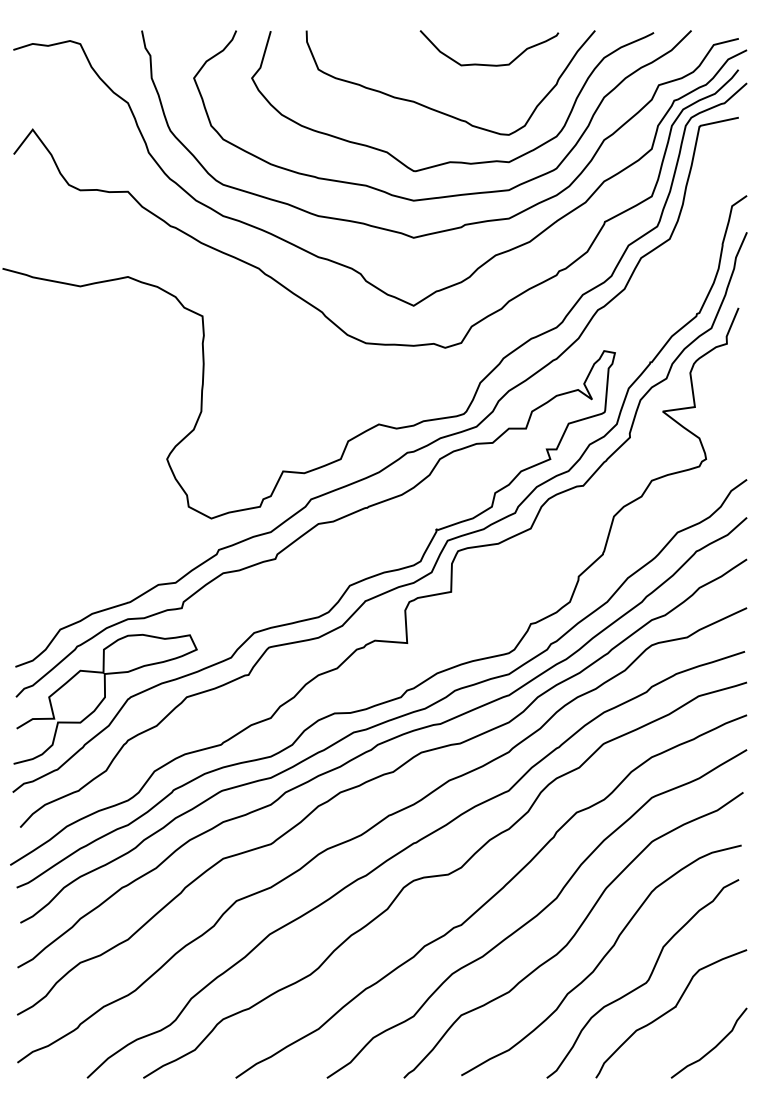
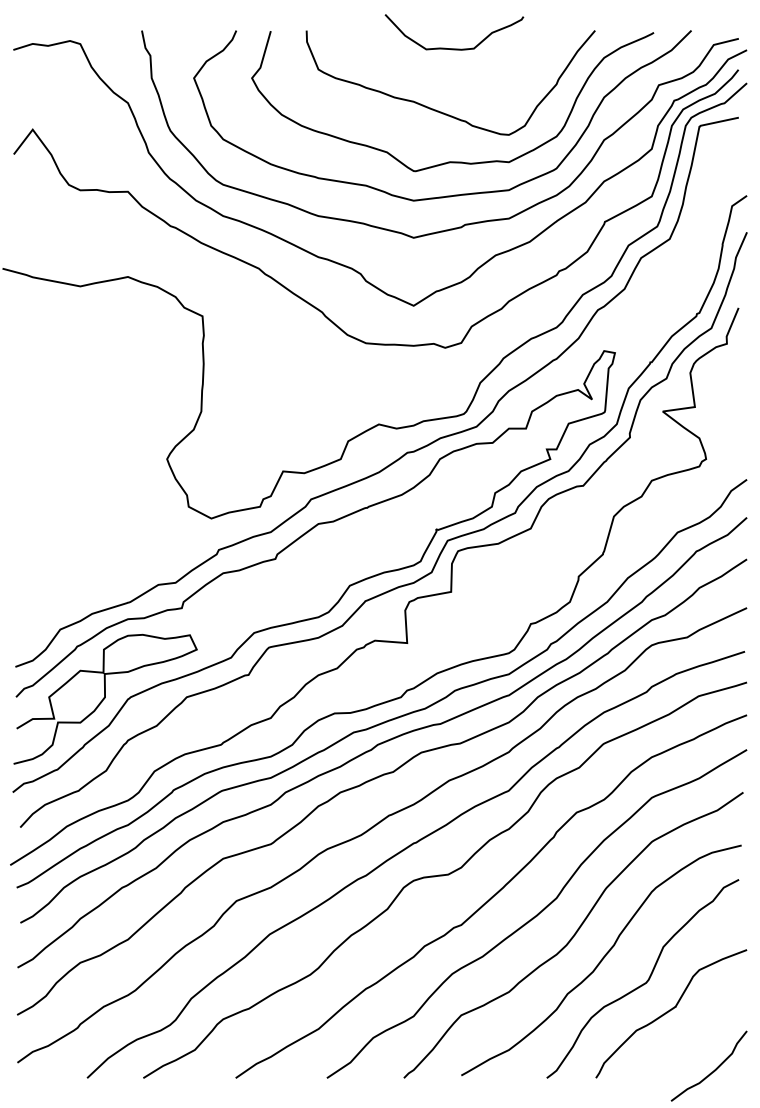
curve position: (489, 64) -> (454, 48) (454, 48)
curve position: (713, 1047) -> (713, 1070) (713, 1070)
